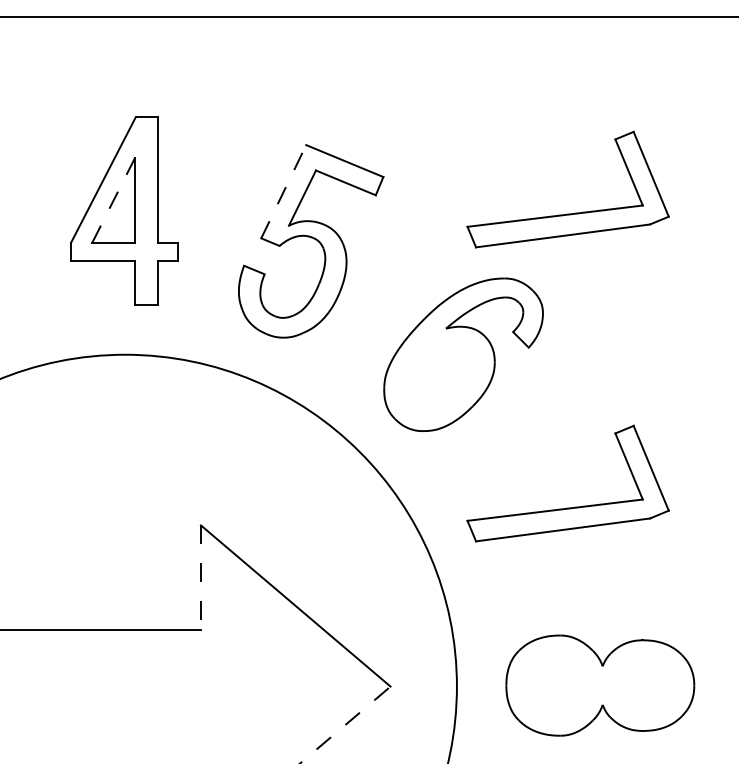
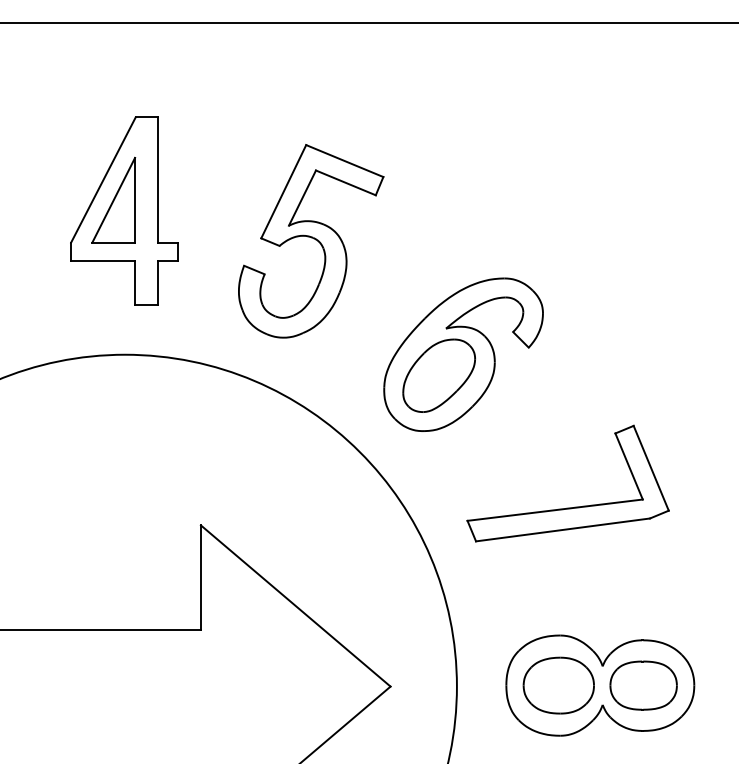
line position: (368, 16) -> (368, 22) (368, 22)
line: dashed -> solid (283, 191)
line: dashed -> solid (113, 200)
part: present -> none (567, 213)
part: none -> present (438, 375)
line: dashed -> solid (200, 578)
part: none -> present (558, 685)
part: none -> present (643, 685)
line: dashed -> solid (345, 724)
